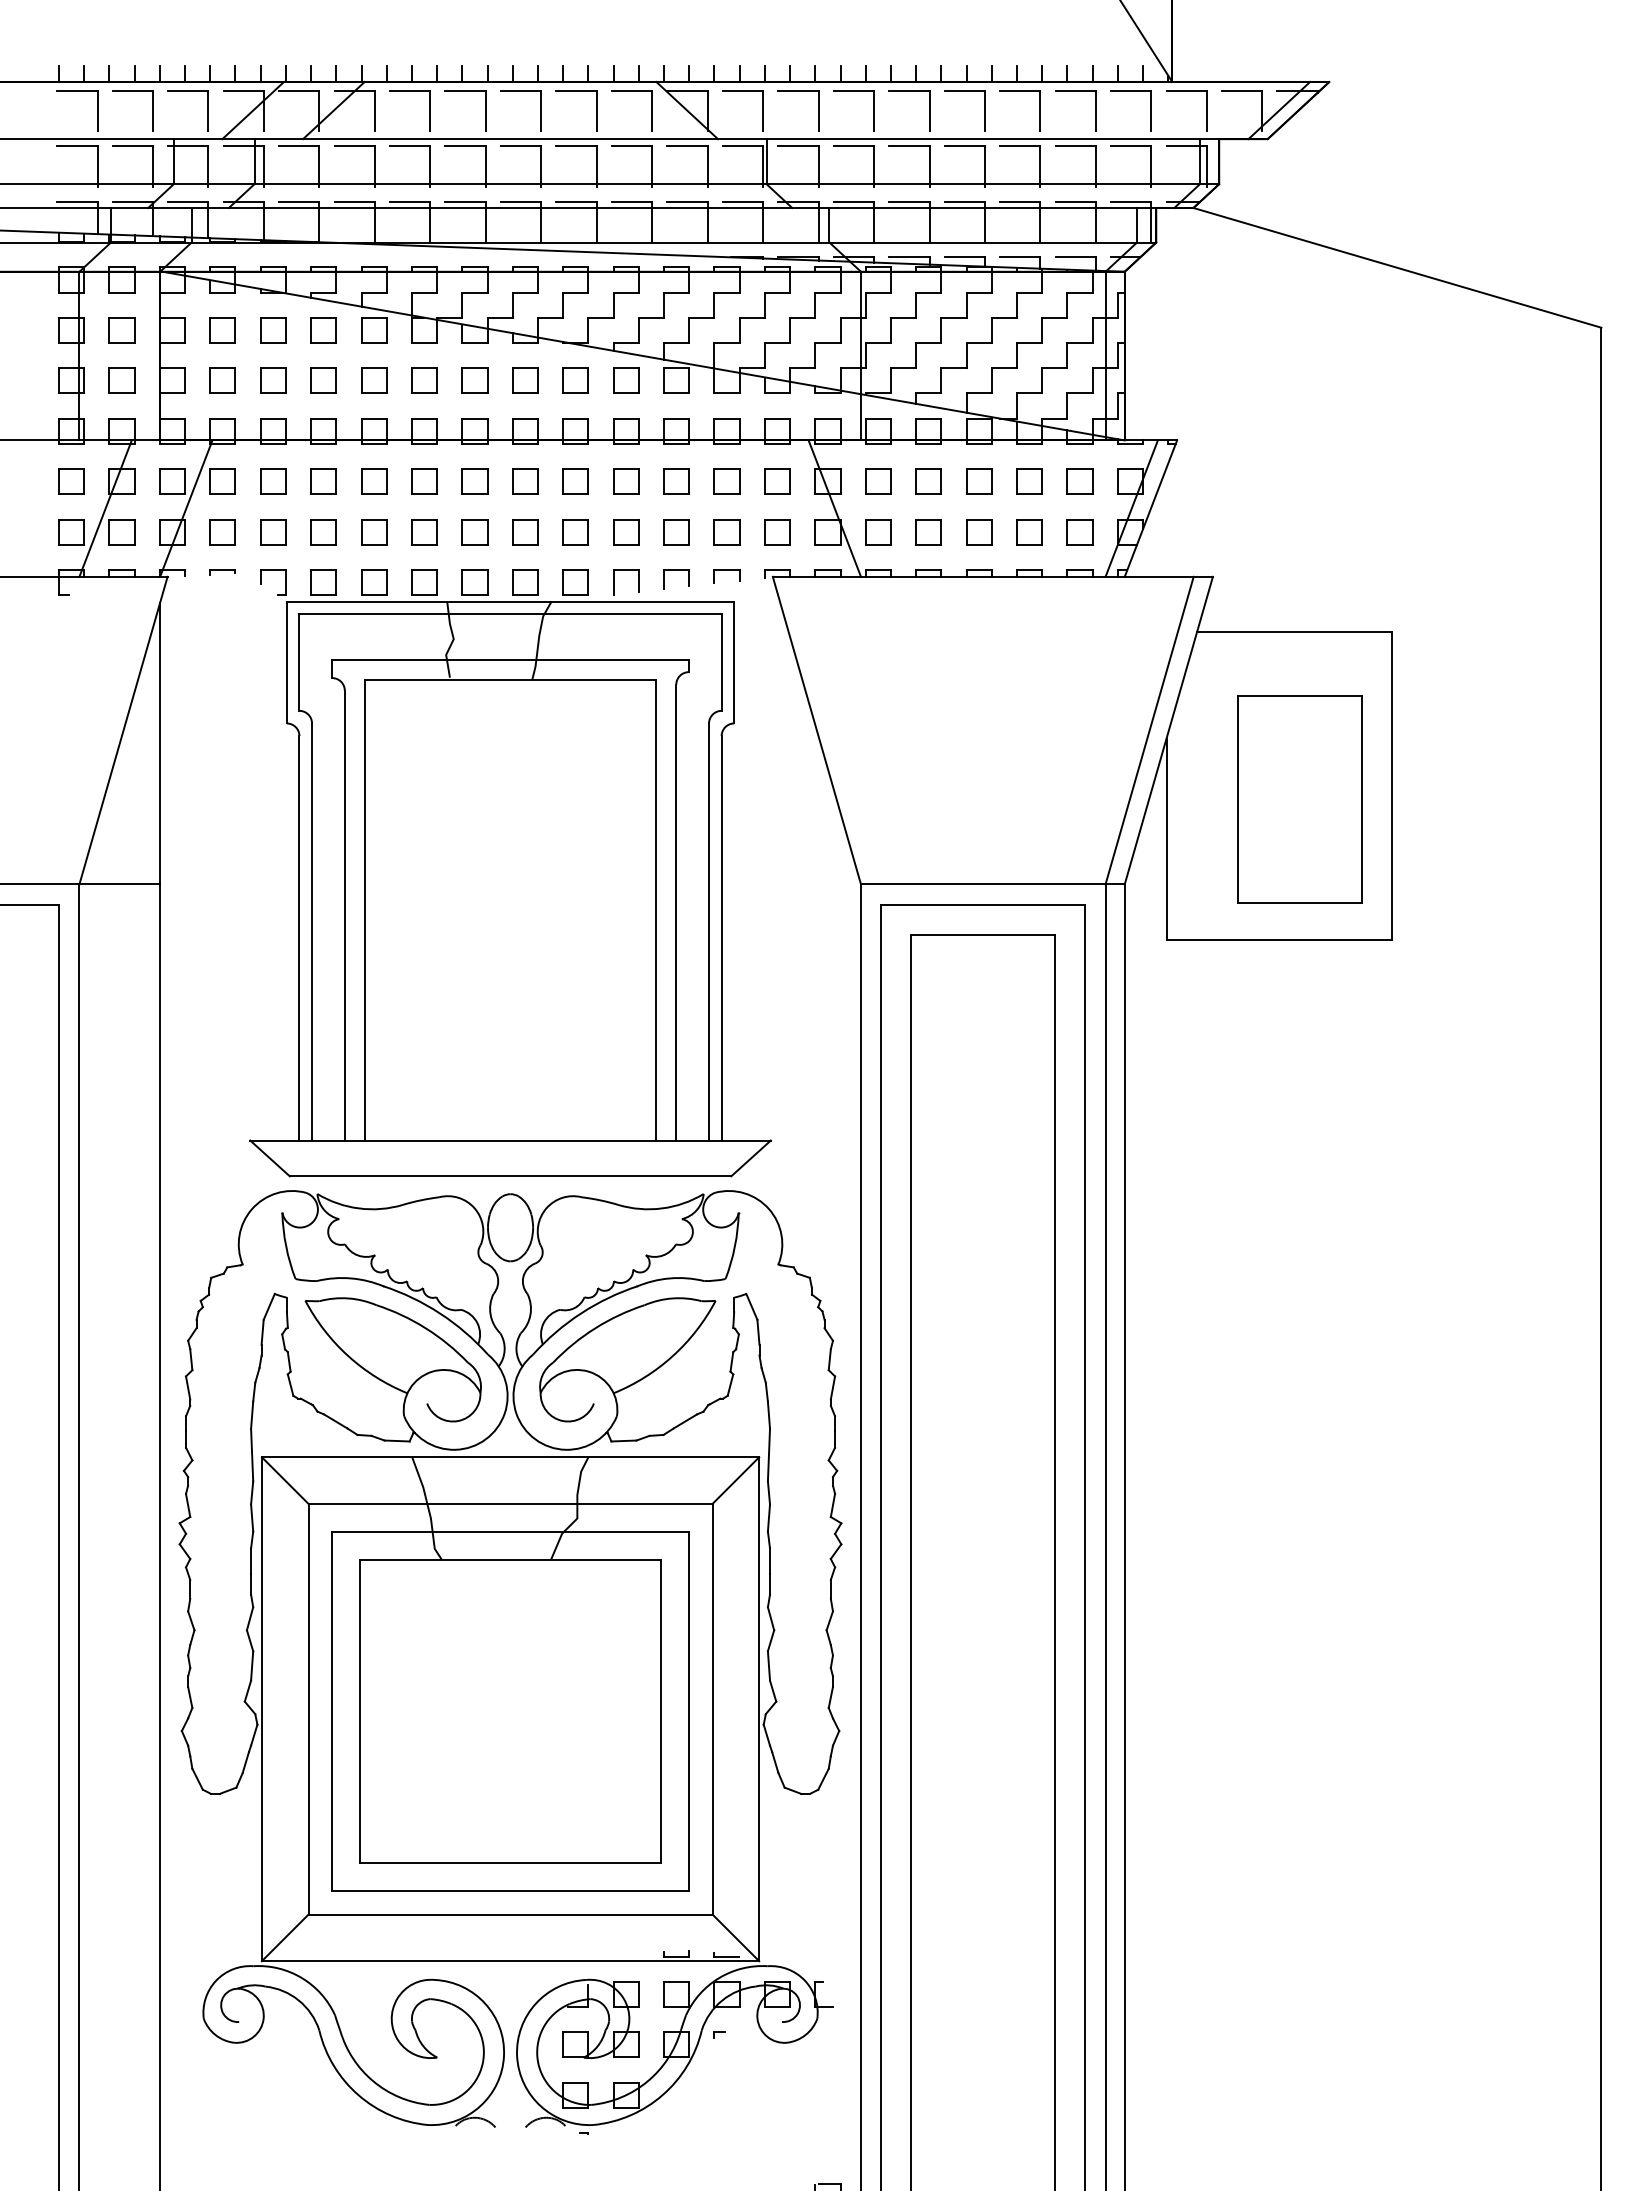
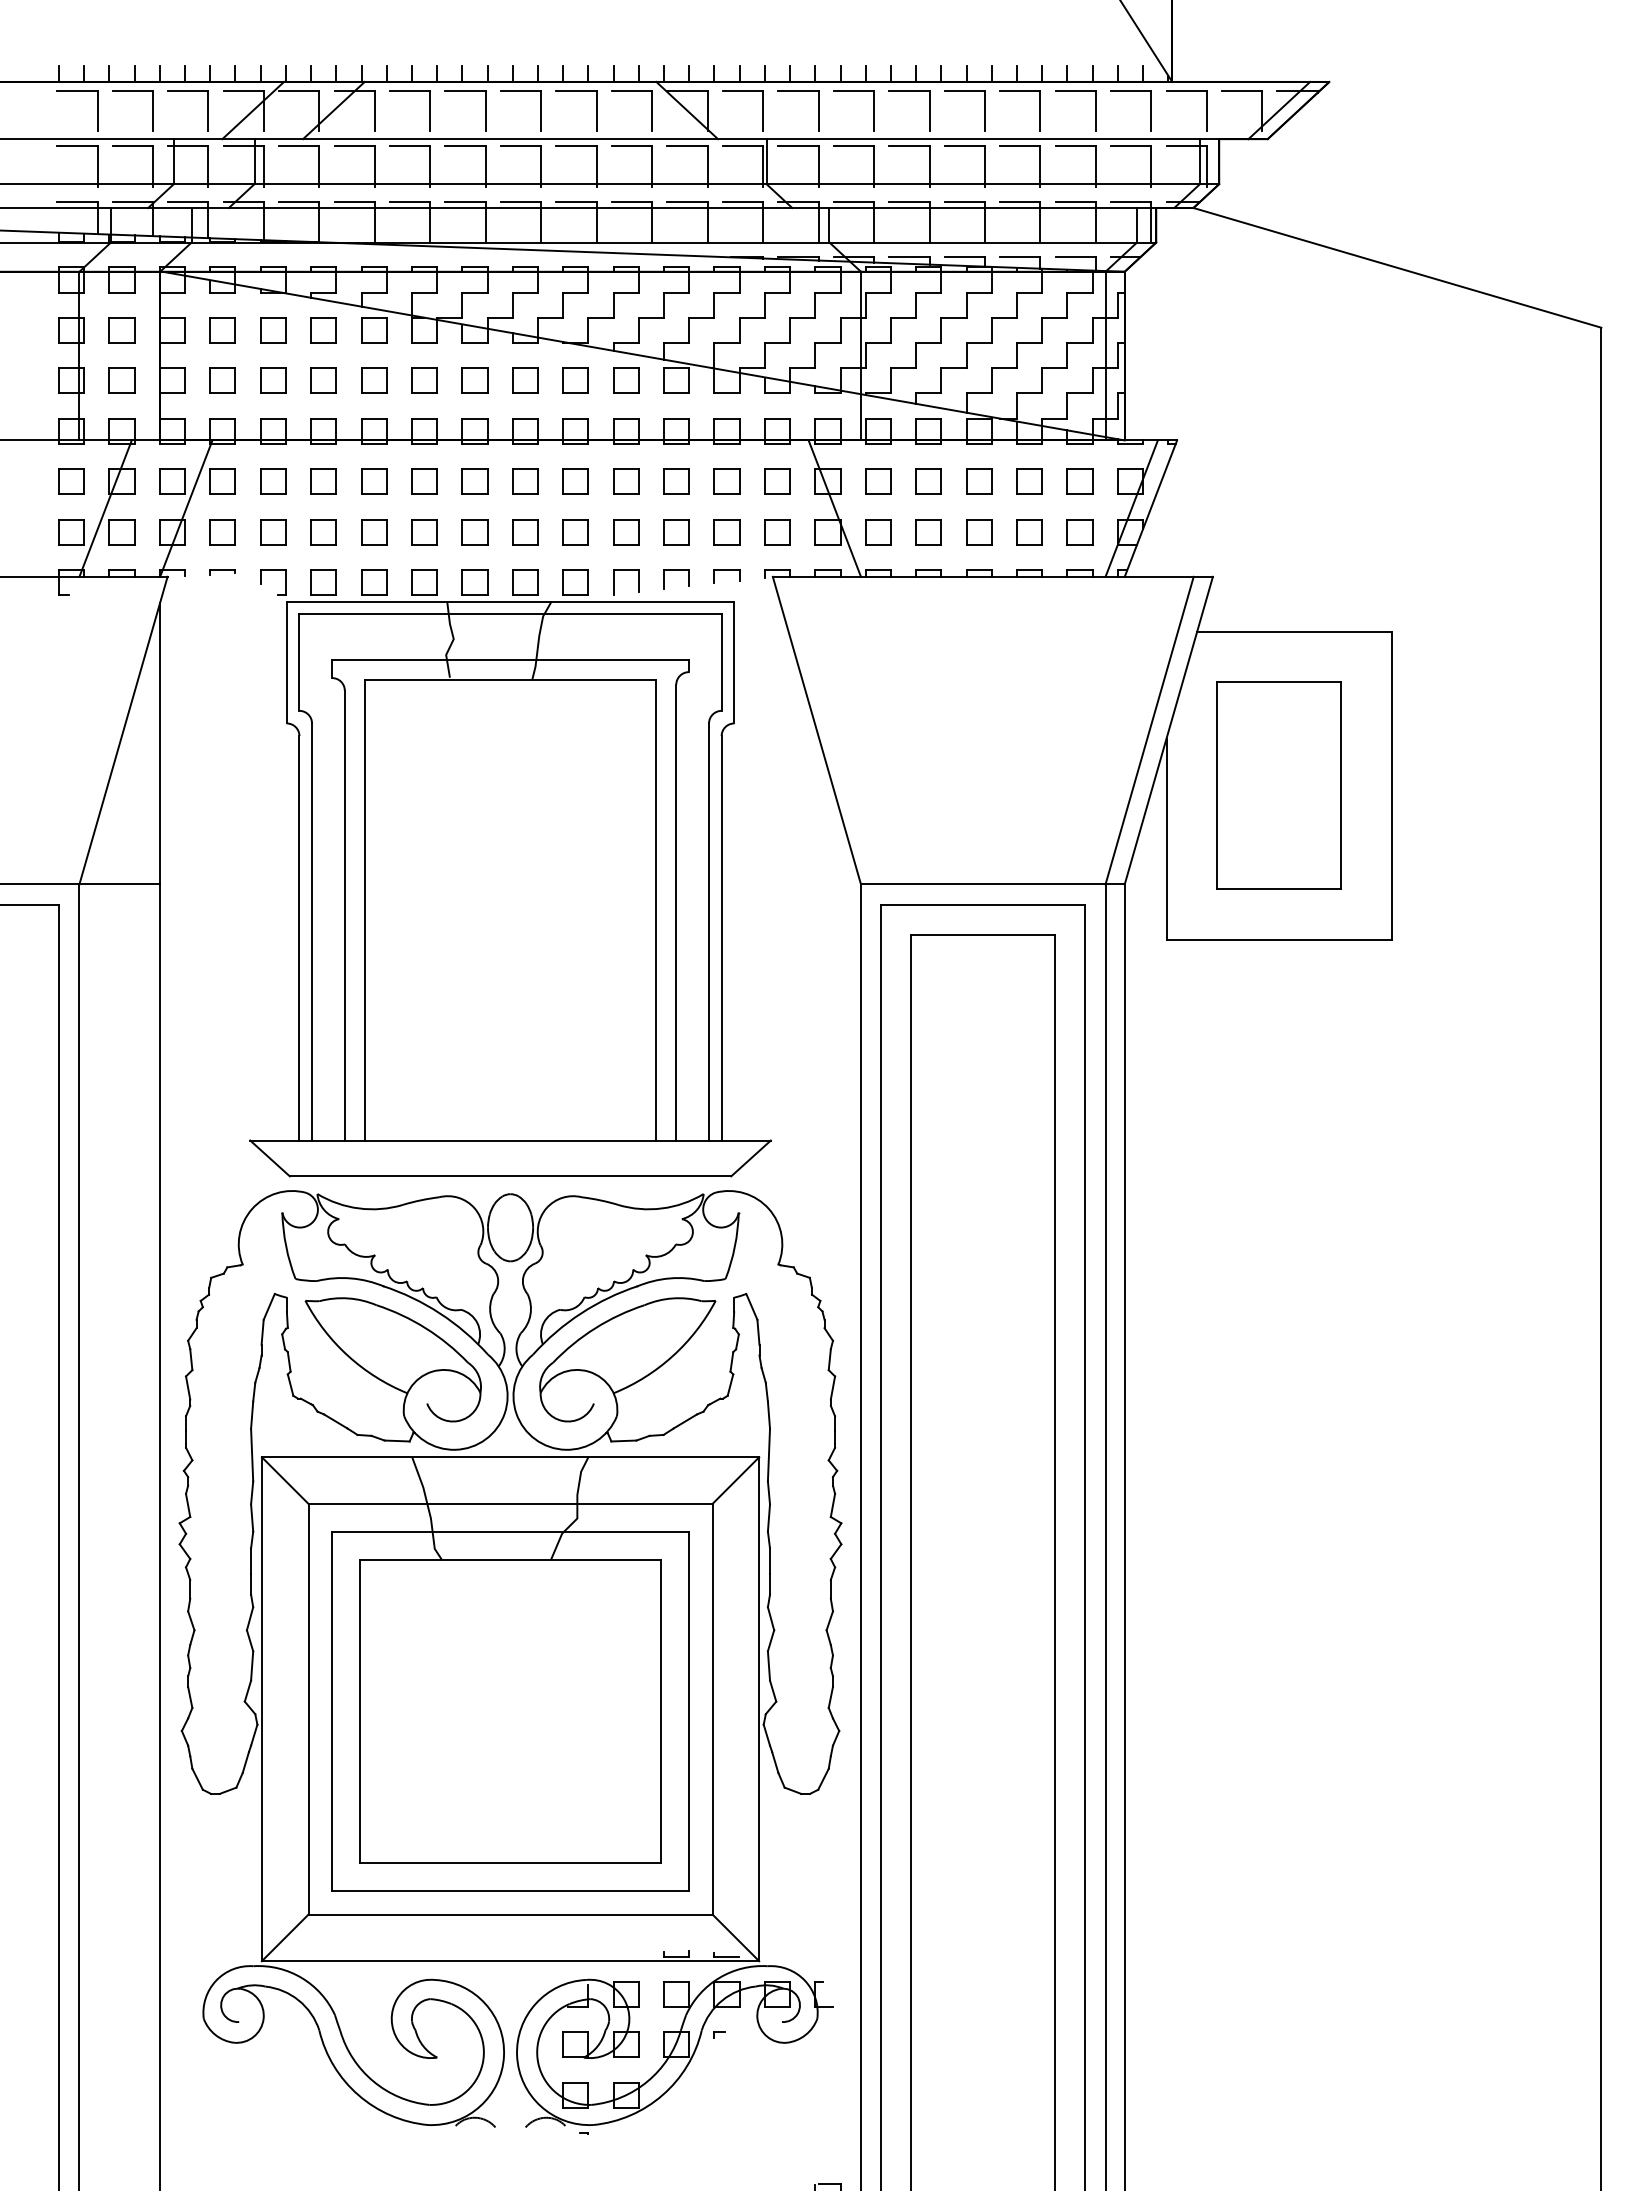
part position: (1299, 799) -> (1278, 785) (1278, 785)
